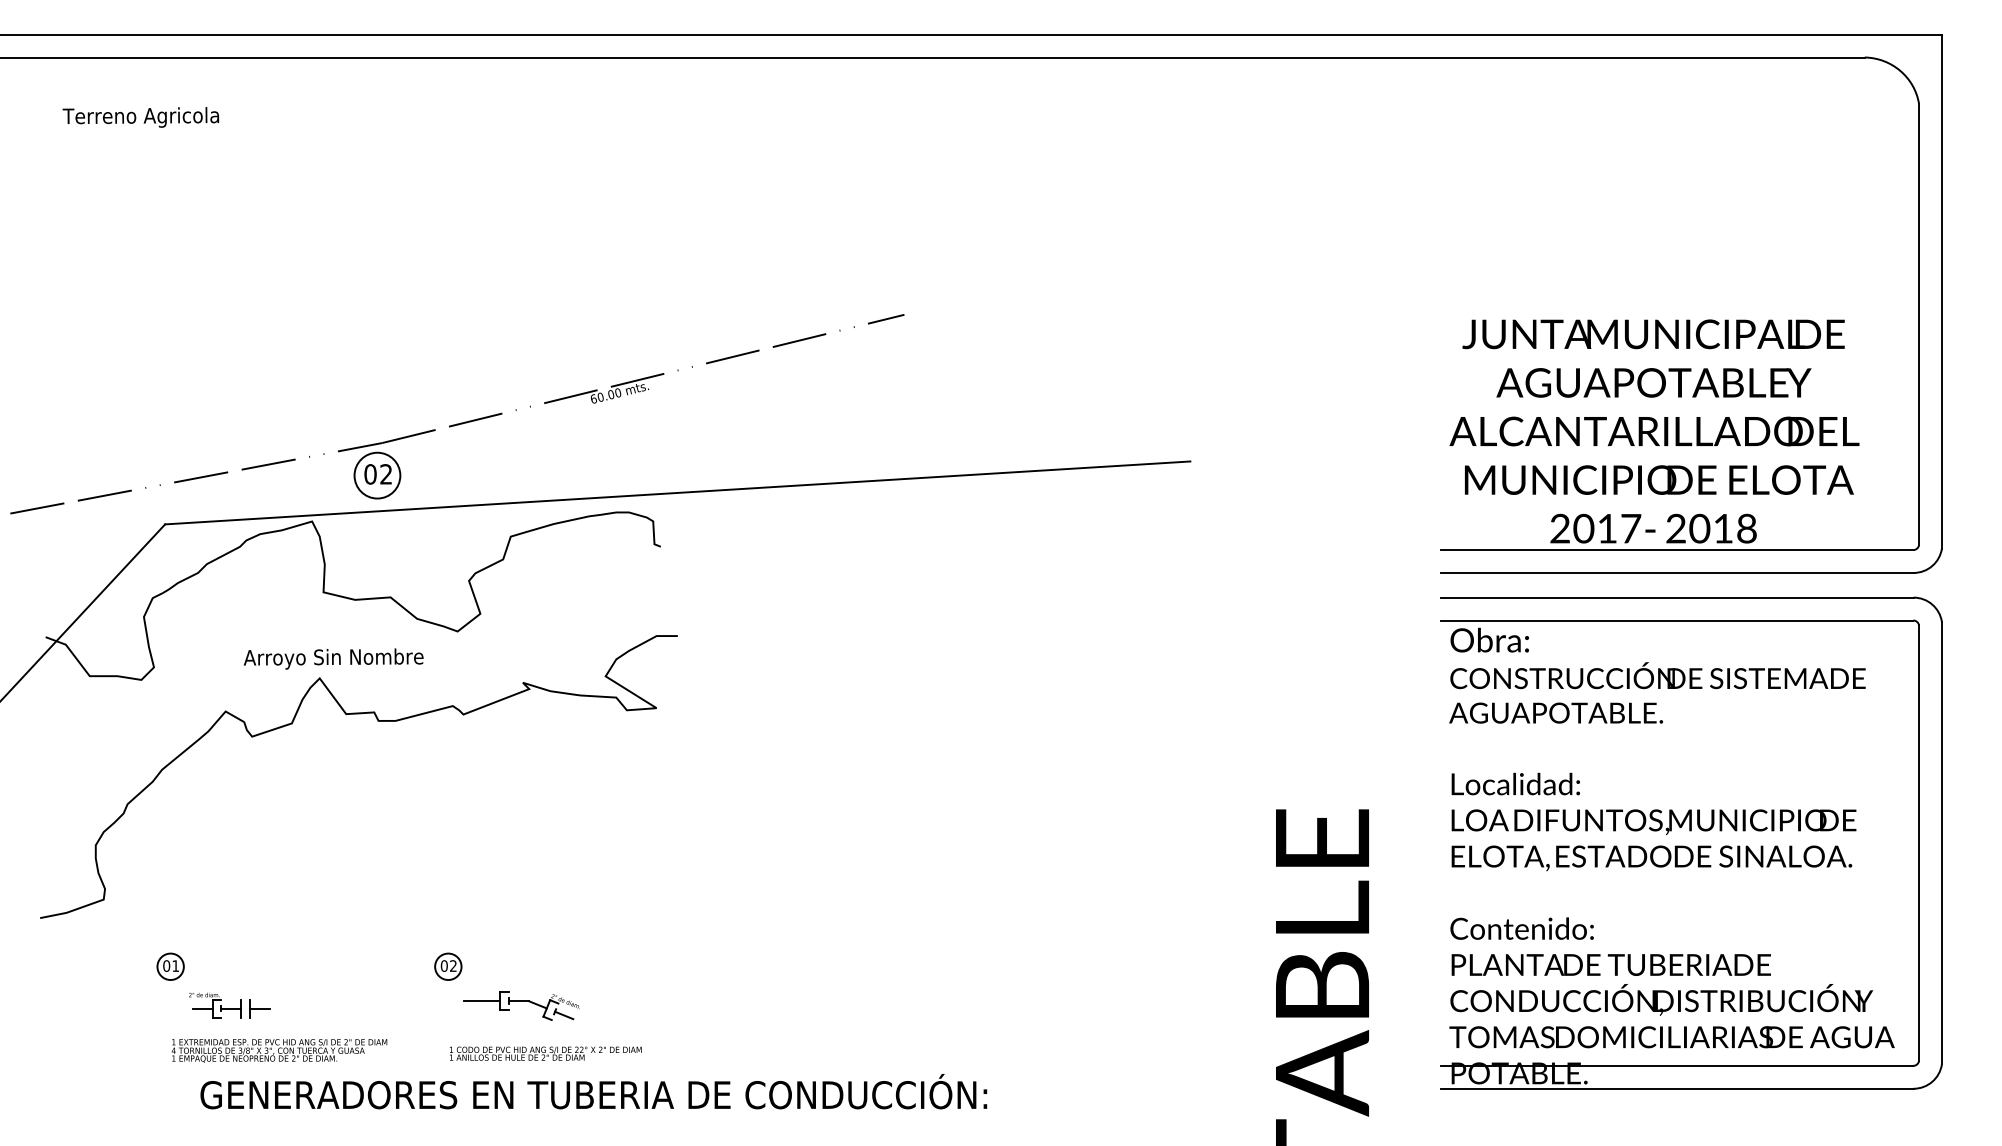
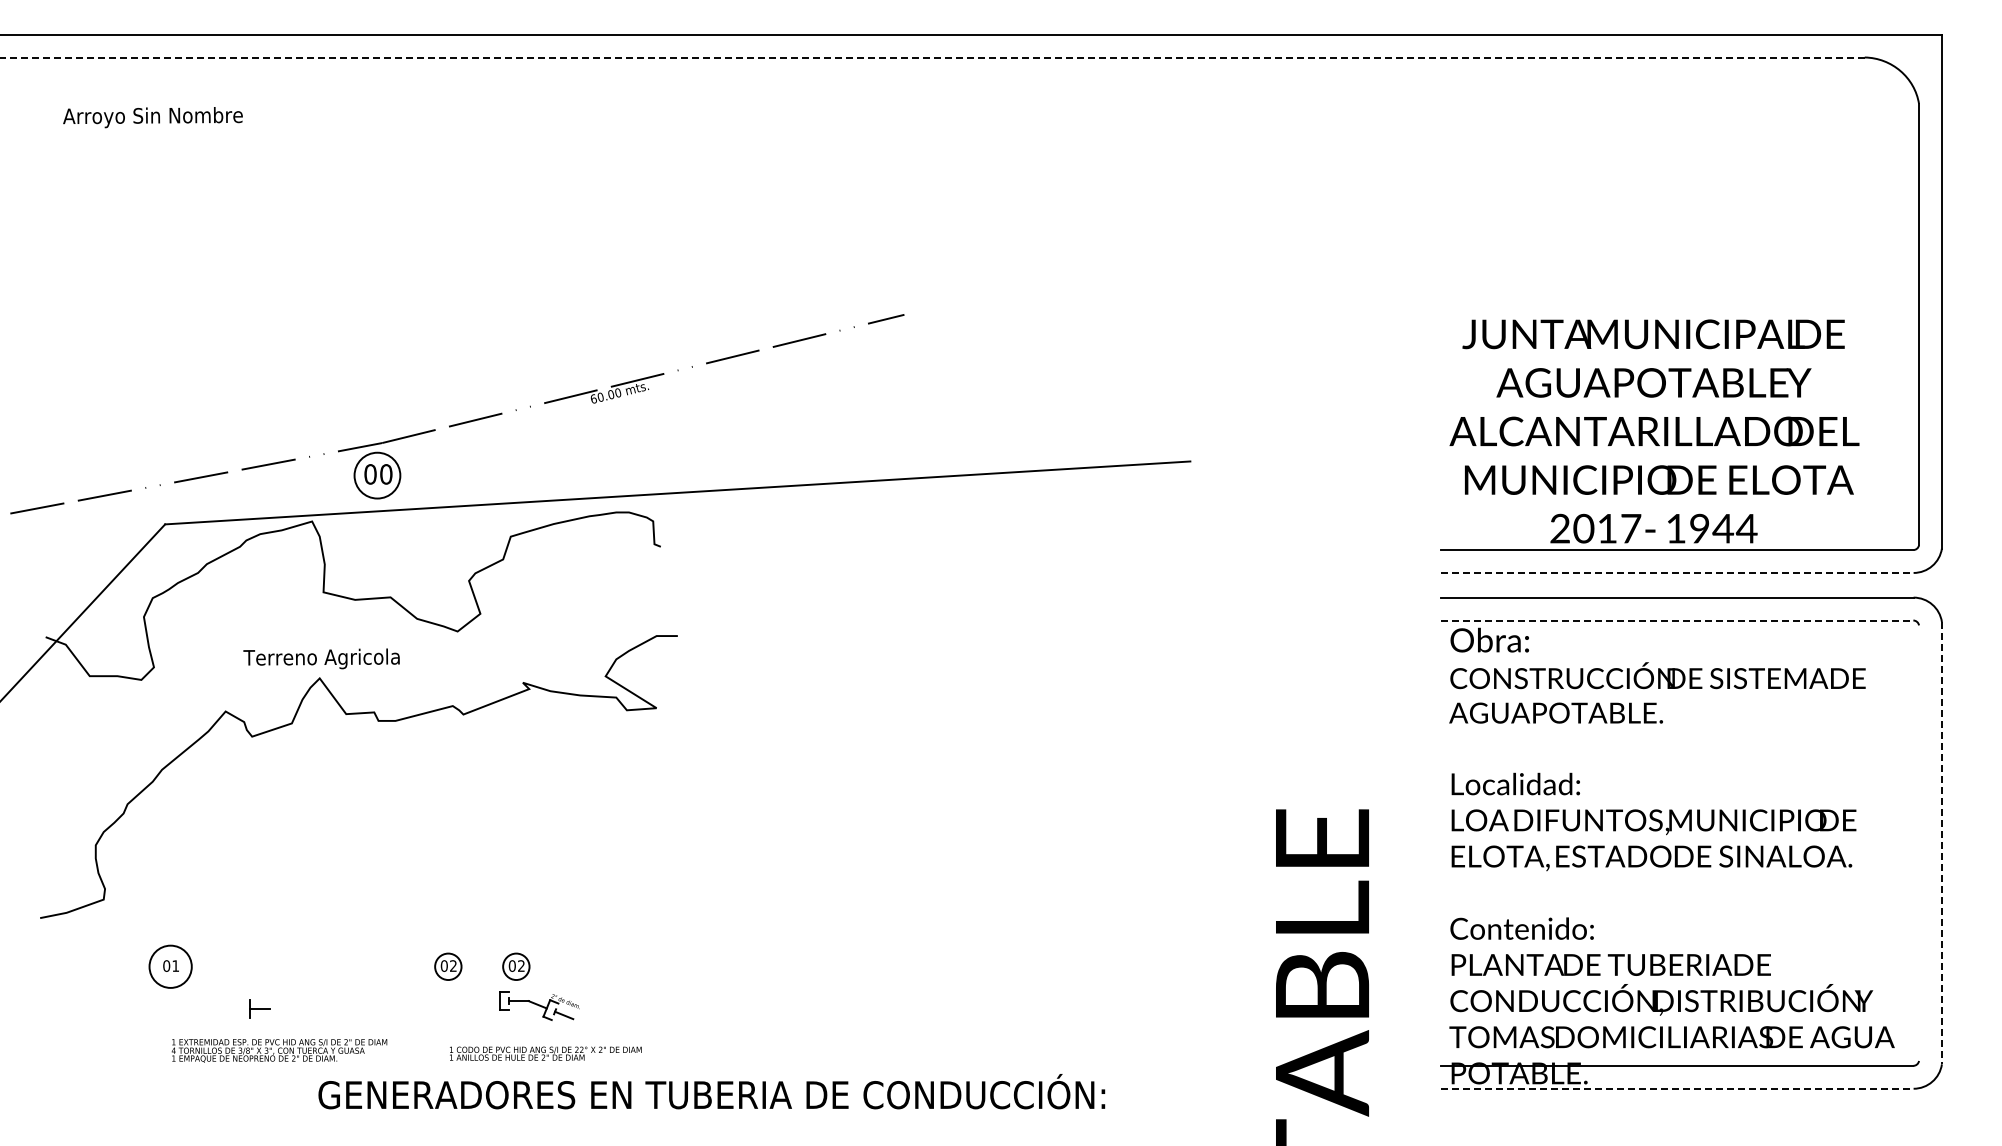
line: solid -> dashed (932, 57)
text: Terreno Agricola -> Arroyo Sin Nombre (152, 117)
text: 02 -> 00 (386, 474)
text: 2018 -> 1944 (1711, 528)
line: solid -> dashed (1677, 572)
line: solid -> dashed (1677, 620)
text: Arroyo Sin Nombre -> Terreno Agricola (333, 658)
line: present -> none (1919, 842)
line: solid -> dashed (1941, 843)
circle diameter: 26 px -> 42 px (170, 966)
part: none -> present (516, 966)
line: present -> none (482, 1001)
part: present -> none (215, 1005)
line: solid -> dashed (1677, 1088)
text position: (593, 1091) -> (711, 1091) (711, 1091)
